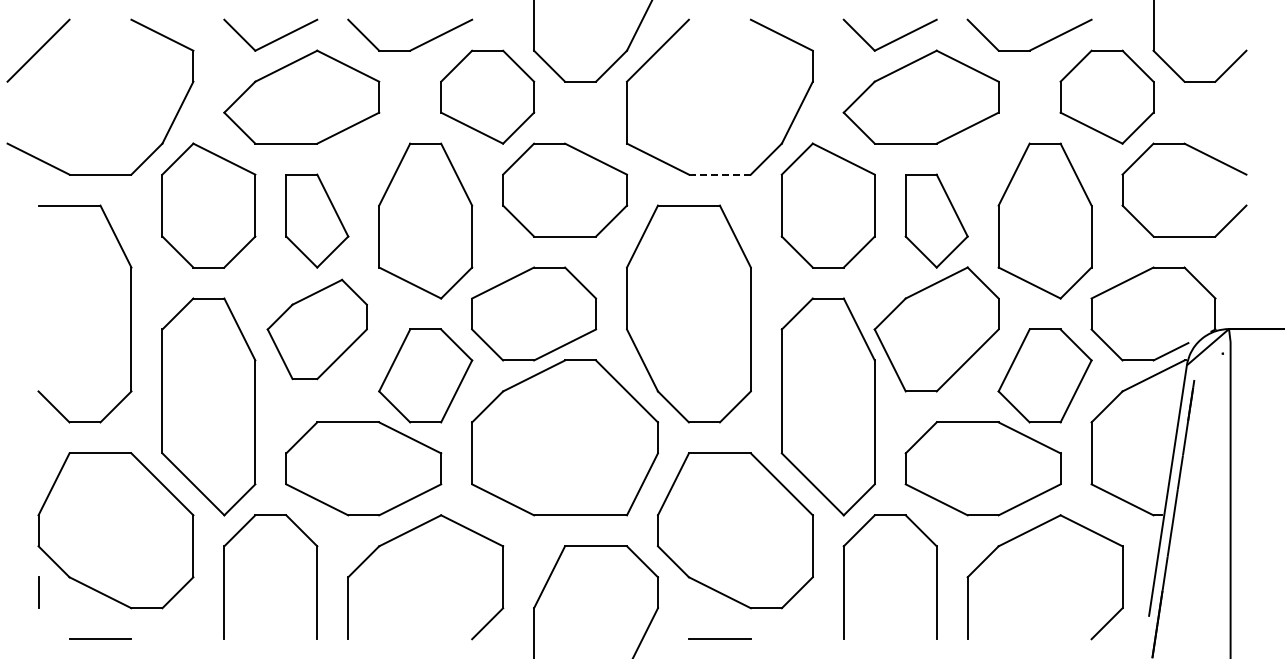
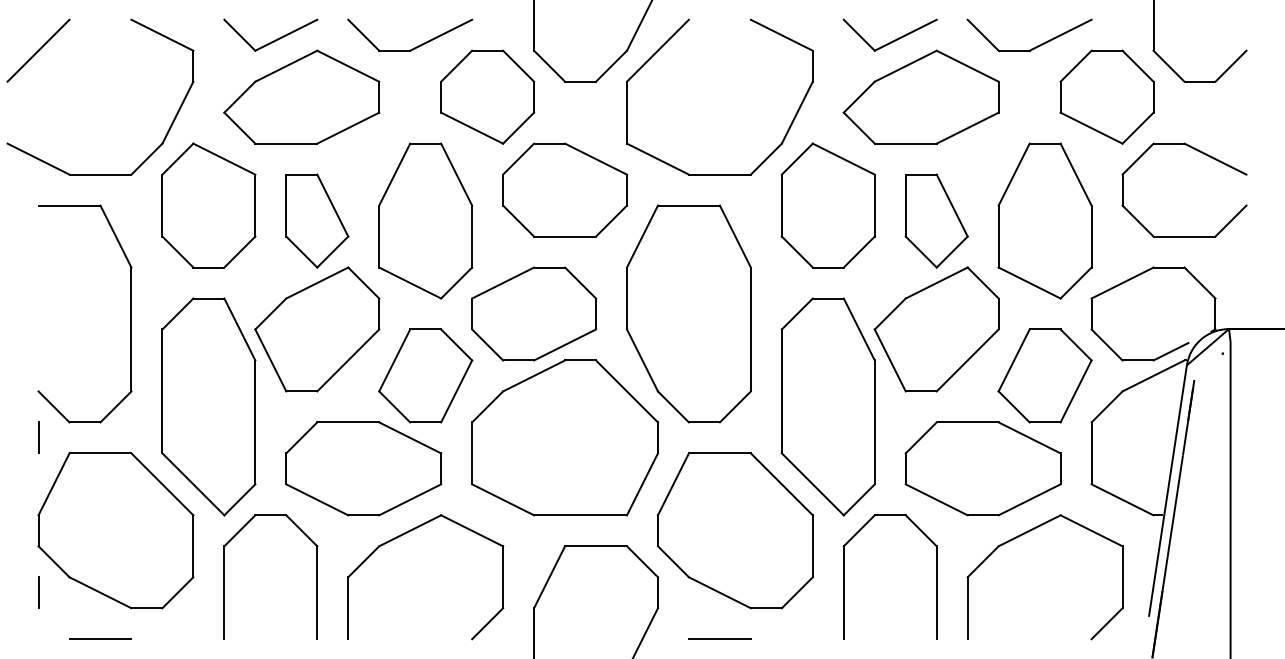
line: dashed -> solid (719, 174)
part size: 102x103 px -> 127x127 px (317, 329)
line: none -> present (38, 437)
